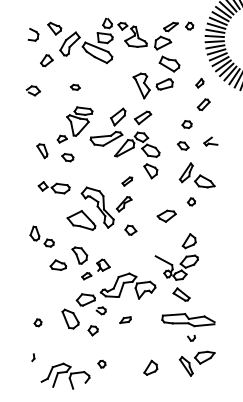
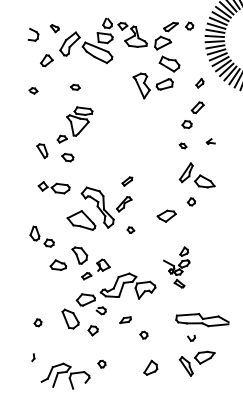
part size: 16x15 px -> 11x10 px (54, 28)
part size: 17x12 px -> 11x8 px (33, 90)
part position: (203, 104) -> (197, 107) (197, 107)
part size: 16x11 px -> 11x8 px (210, 141)
part: present -> none (124, 143)
part size: 14x10 px -> 10x8 px (182, 145)
part size: 14x12 px -> 10x8 px (130, 229)
part size: 45x69 px -> 28x43 px (176, 267)
part position: (188, 320) -> (202, 320) (202, 320)
part: none -> present (143, 334)
